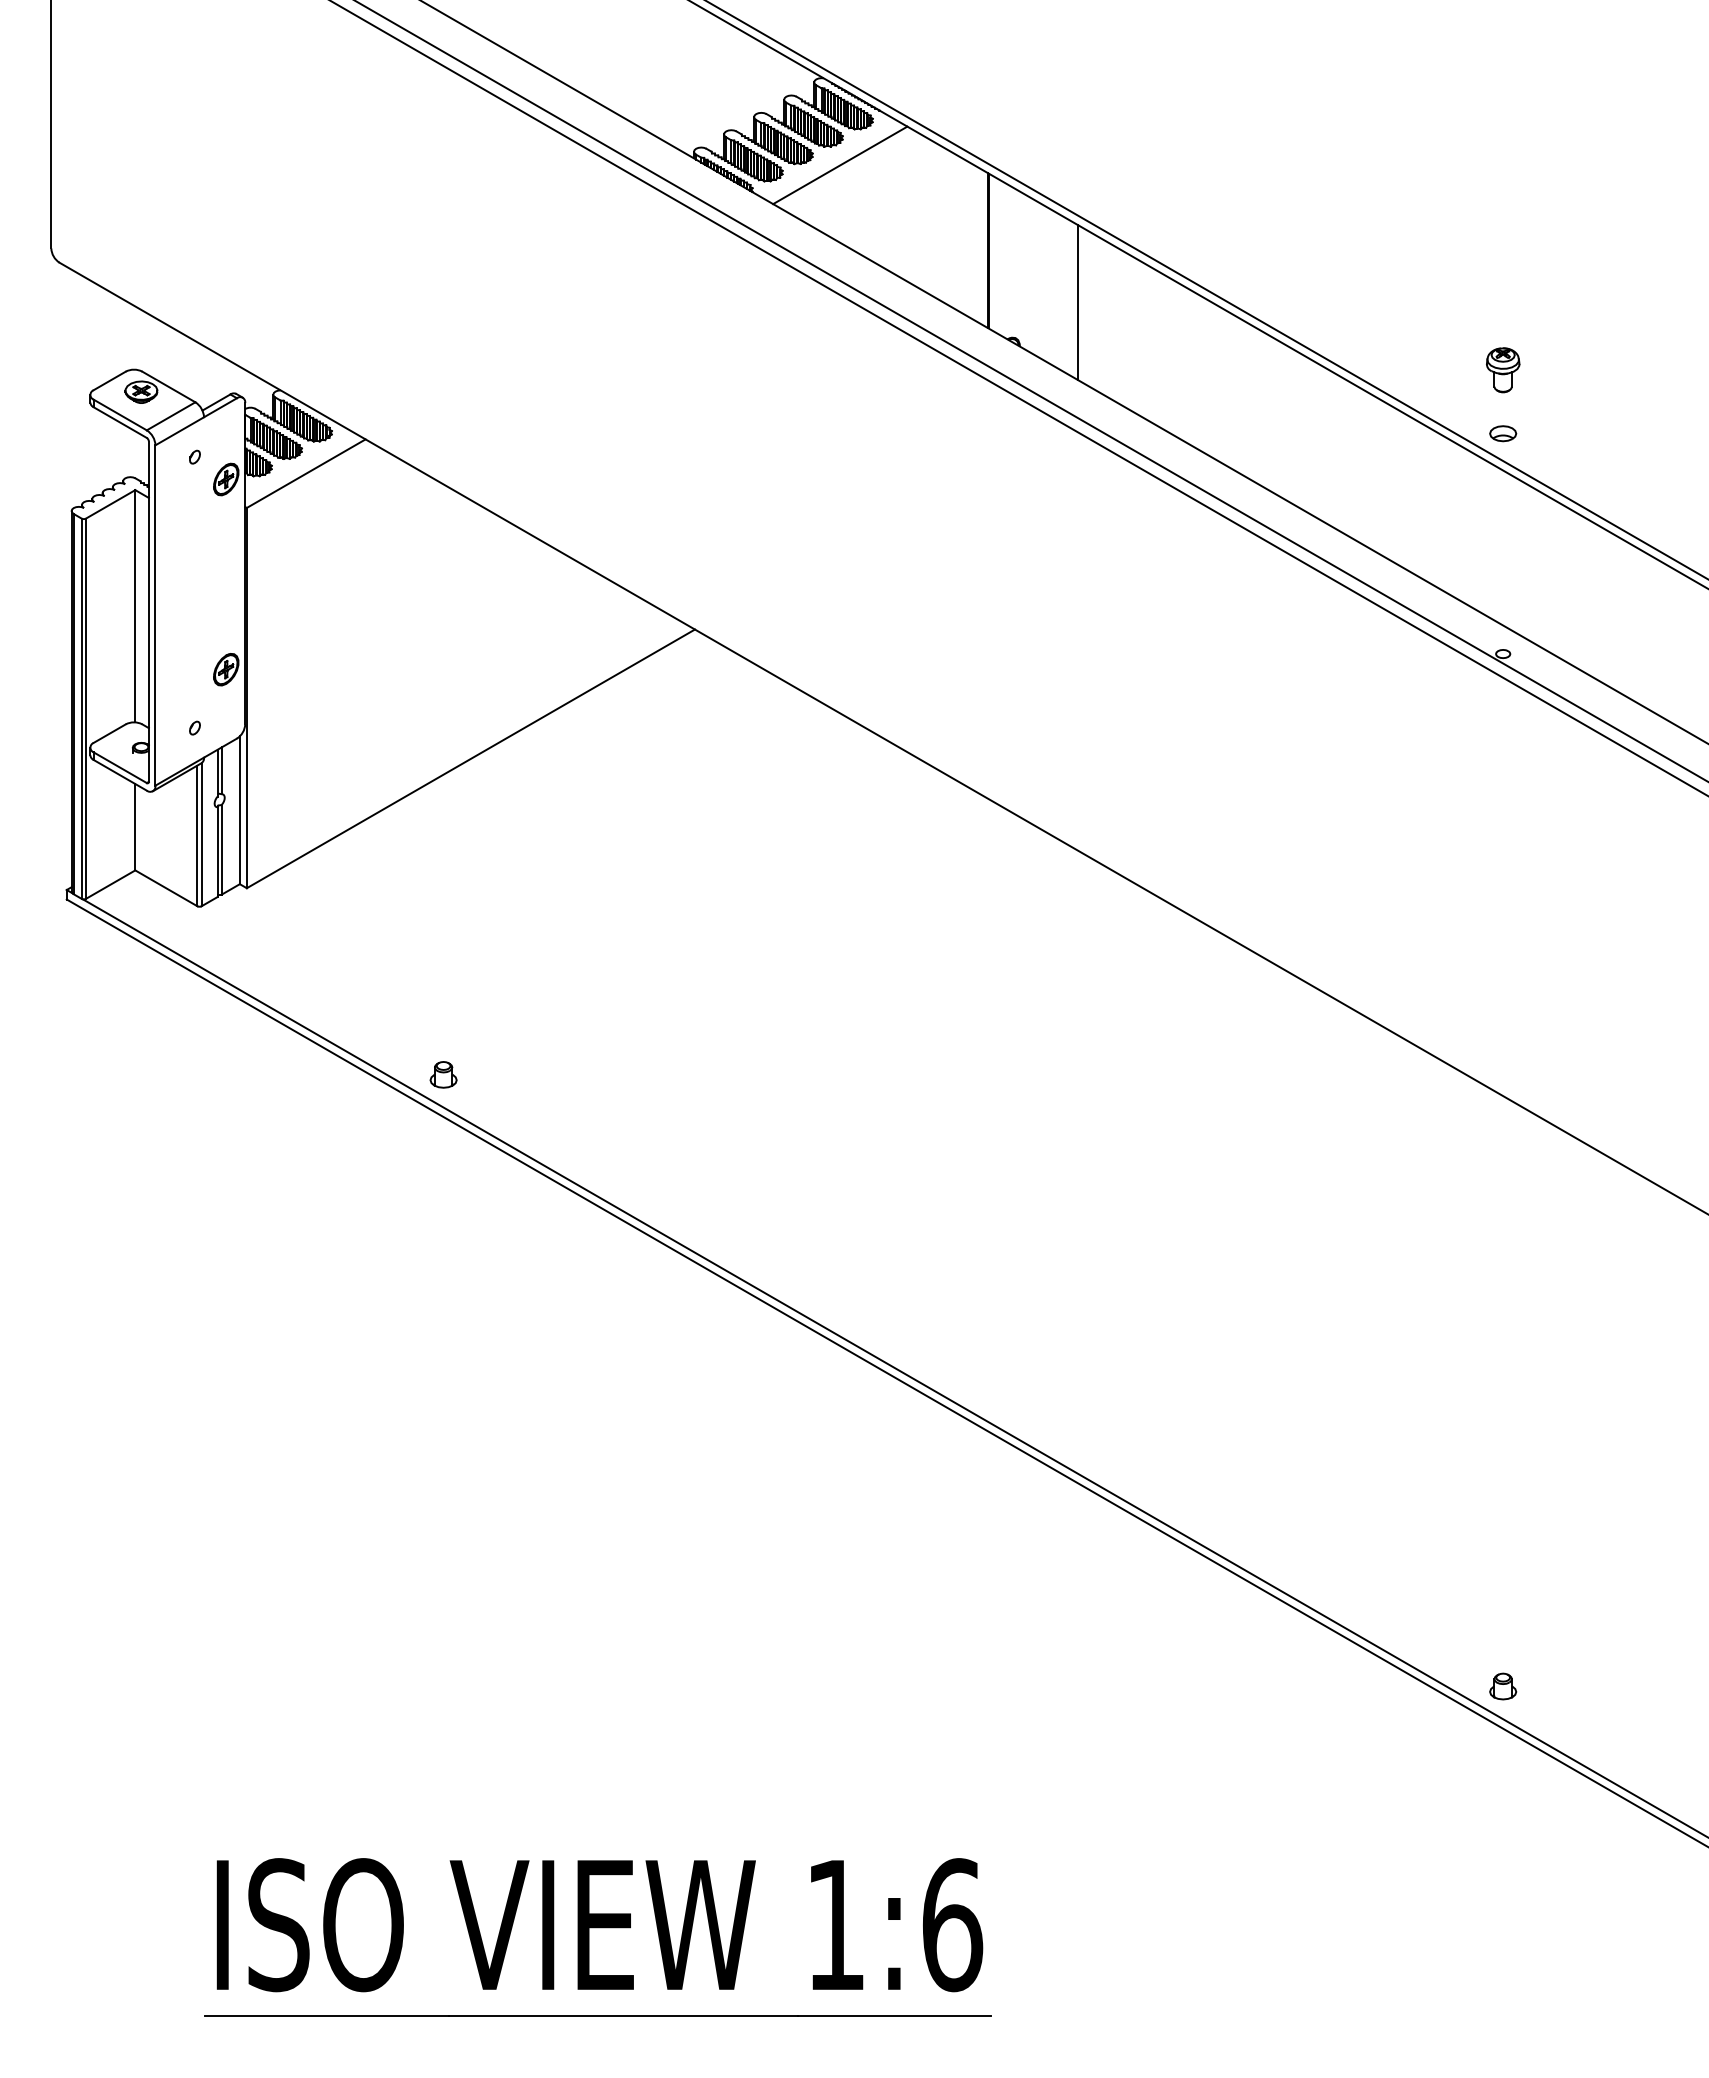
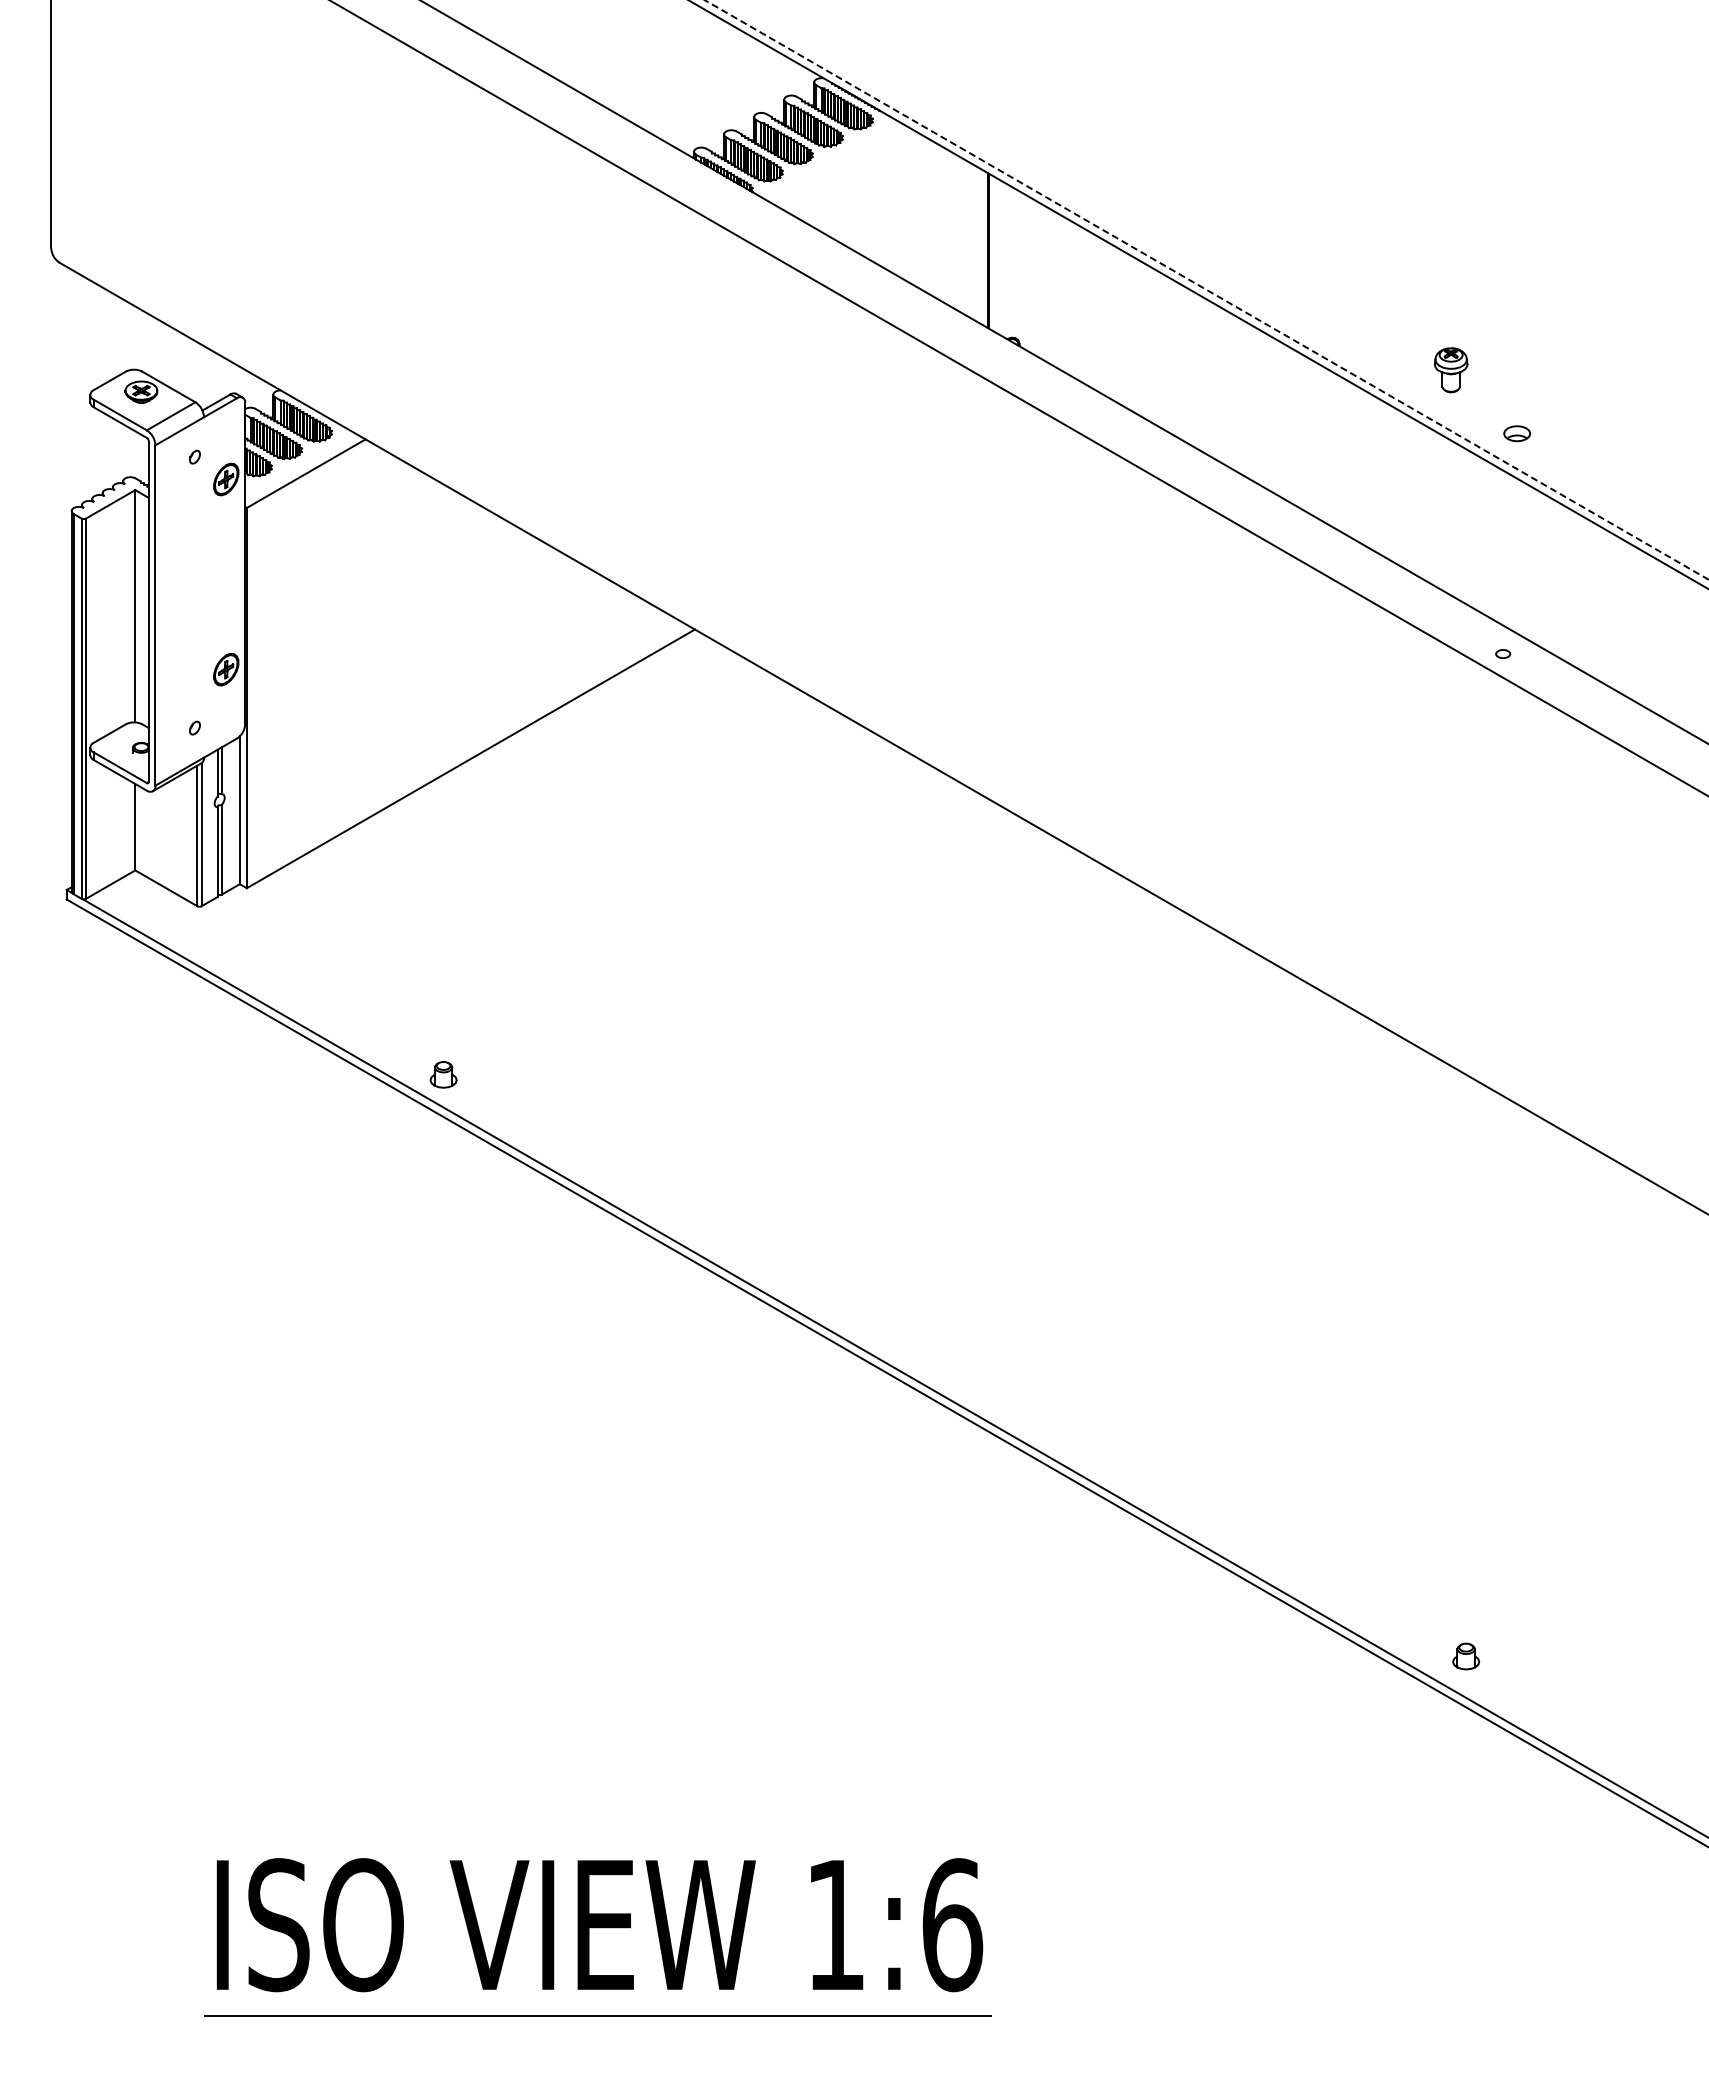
line: present -> none (840, 165)
line: solid -> dashed (1206, 289)
line: present -> none (1078, 302)
part position: (1503, 370) -> (1451, 370) (1451, 370)
line: present -> none (1031, 391)
part position: (1503, 433) -> (1517, 433) (1517, 433)
part position: (1503, 1686) -> (1466, 1656) (1466, 1656)
